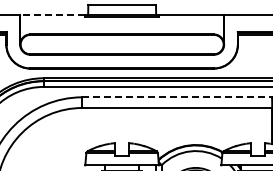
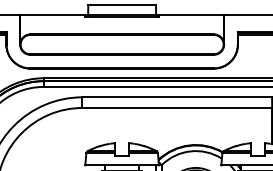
line: dashed -> solid (52, 15)
line: dashed -> solid (177, 97)
